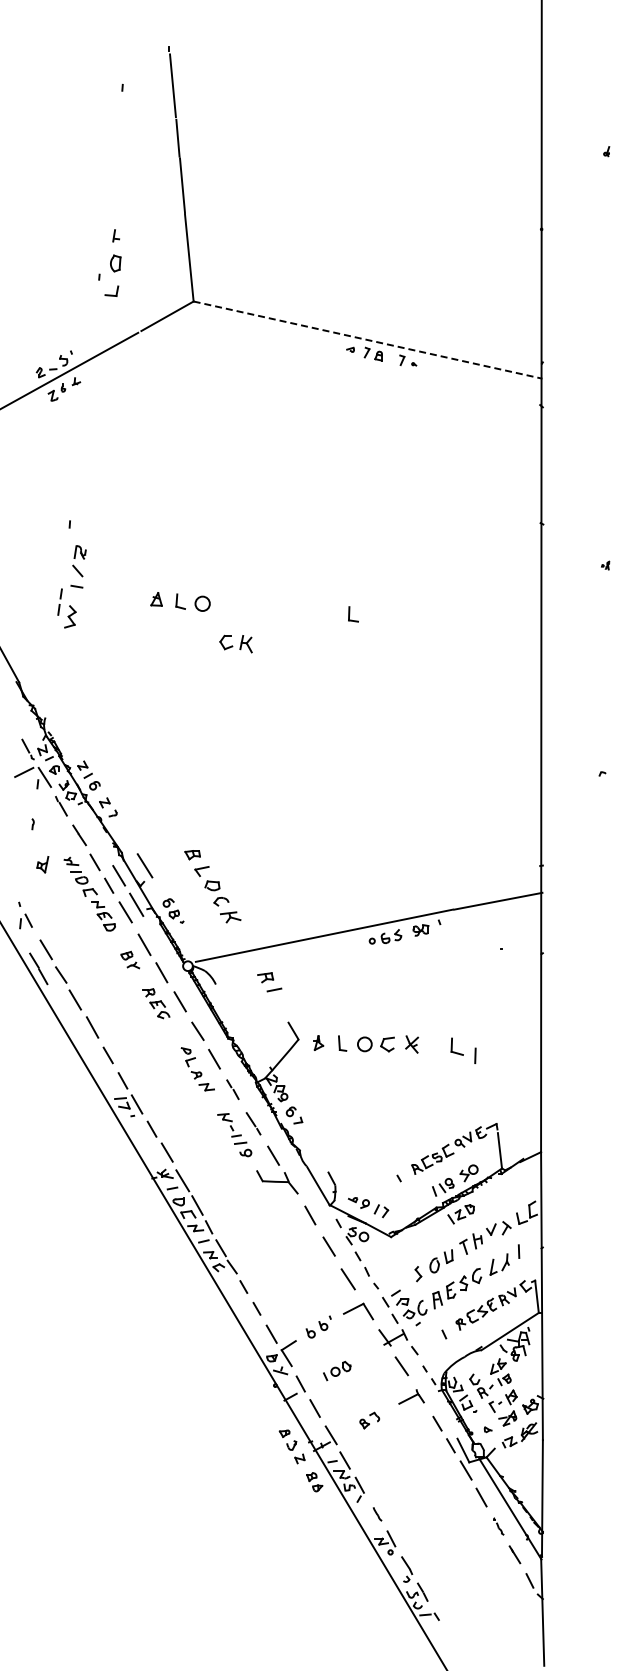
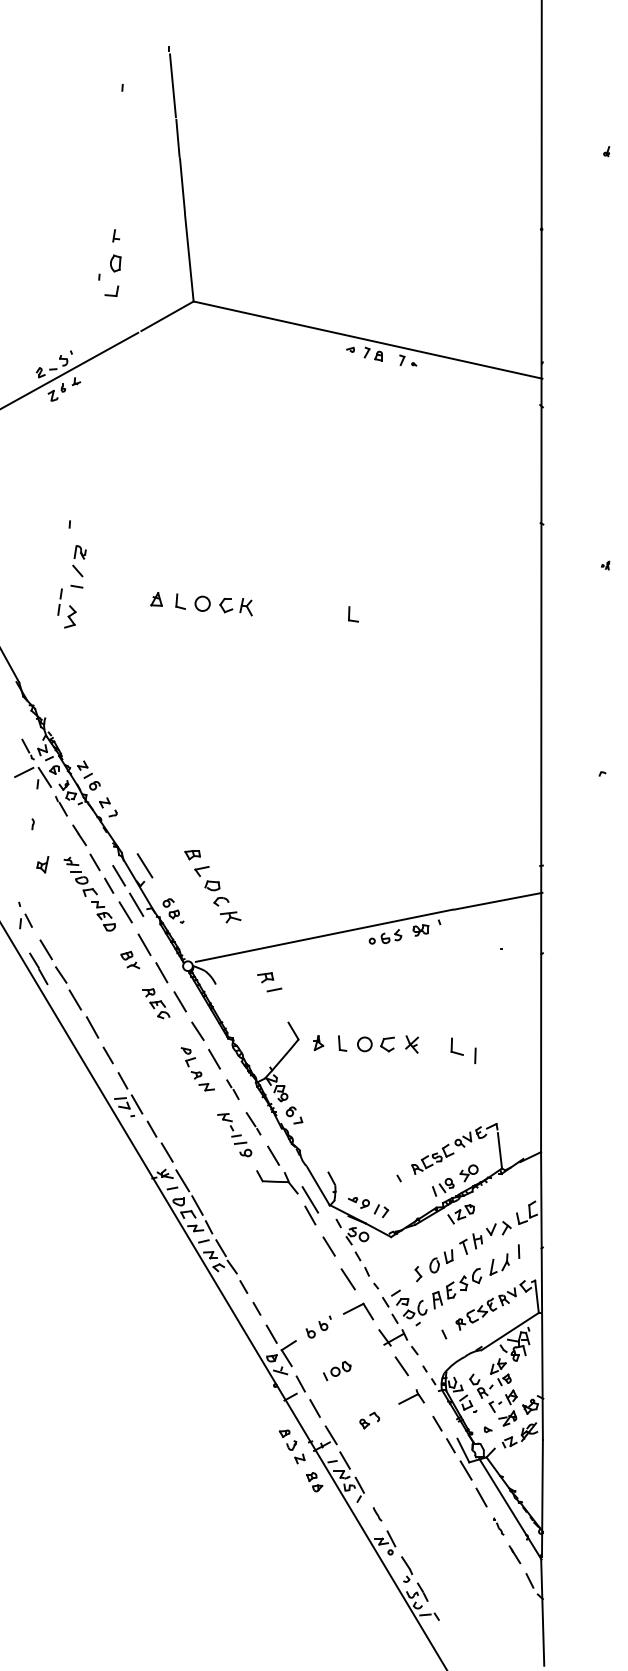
line: dashed -> solid (368, 340)
part position: (235, 643) -> (235, 606) (235, 606)
line: none -> present (310, 1199)
